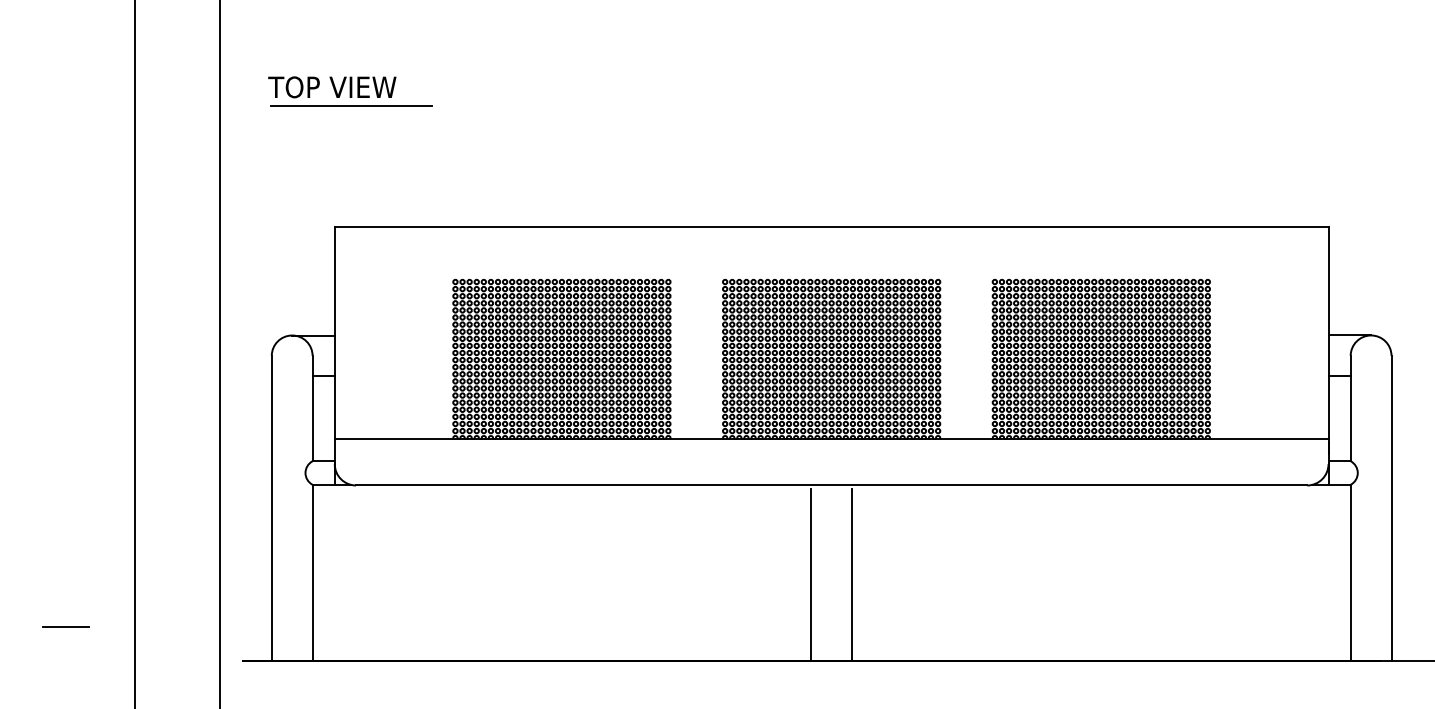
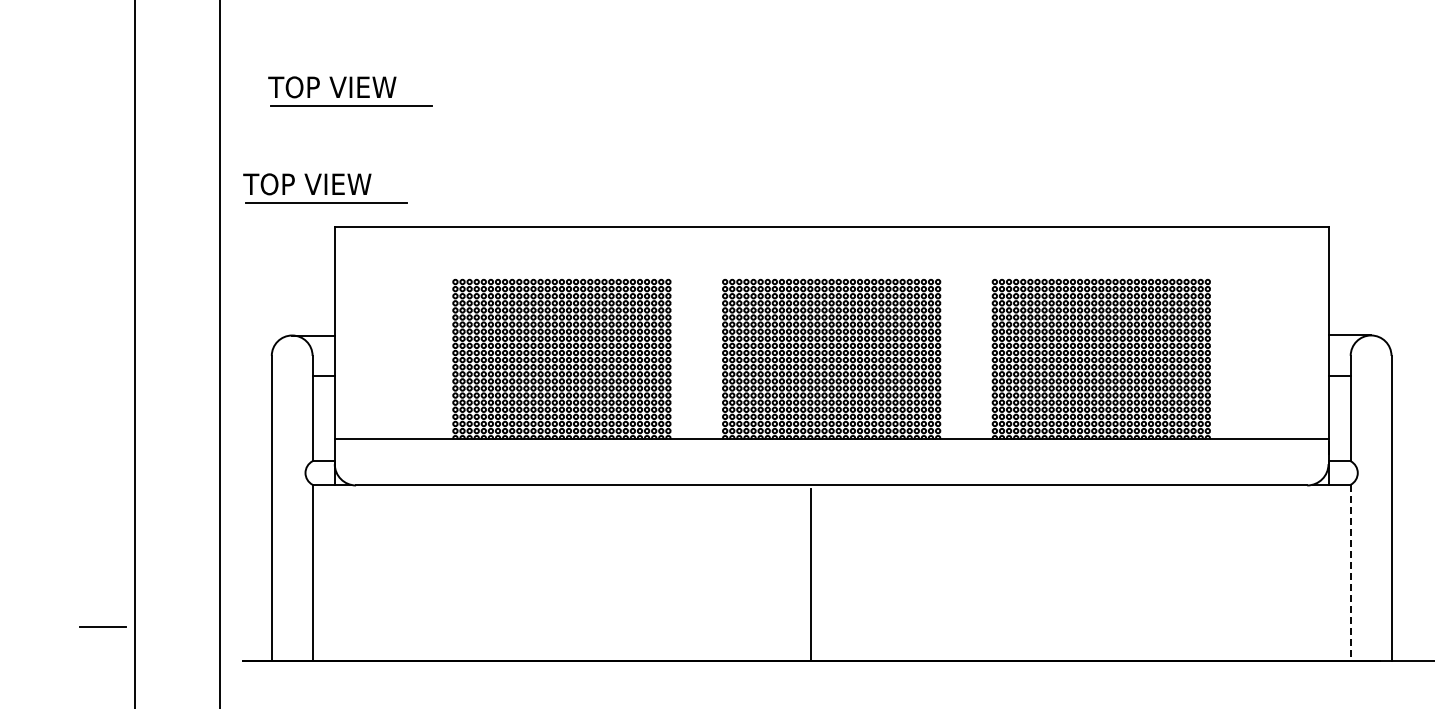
part: none -> present (325, 188)
line: solid -> dashed (1350, 573)
line: present -> none (852, 575)
line position: (65, 626) -> (102, 626) (102, 626)
